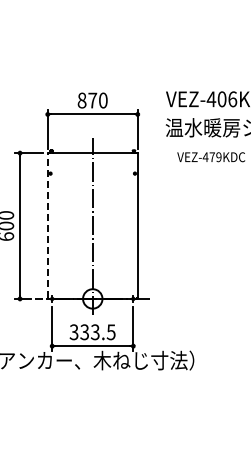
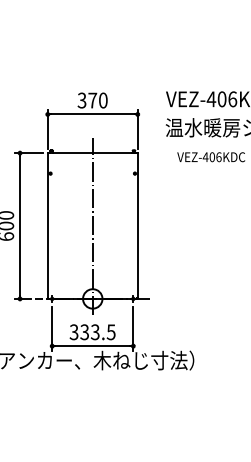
text: 870 -> 370 (81, 100)
text: VEZ-479KDC -> VEZ-406KDC (215, 157)
line: dashed -> solid (47, 225)
